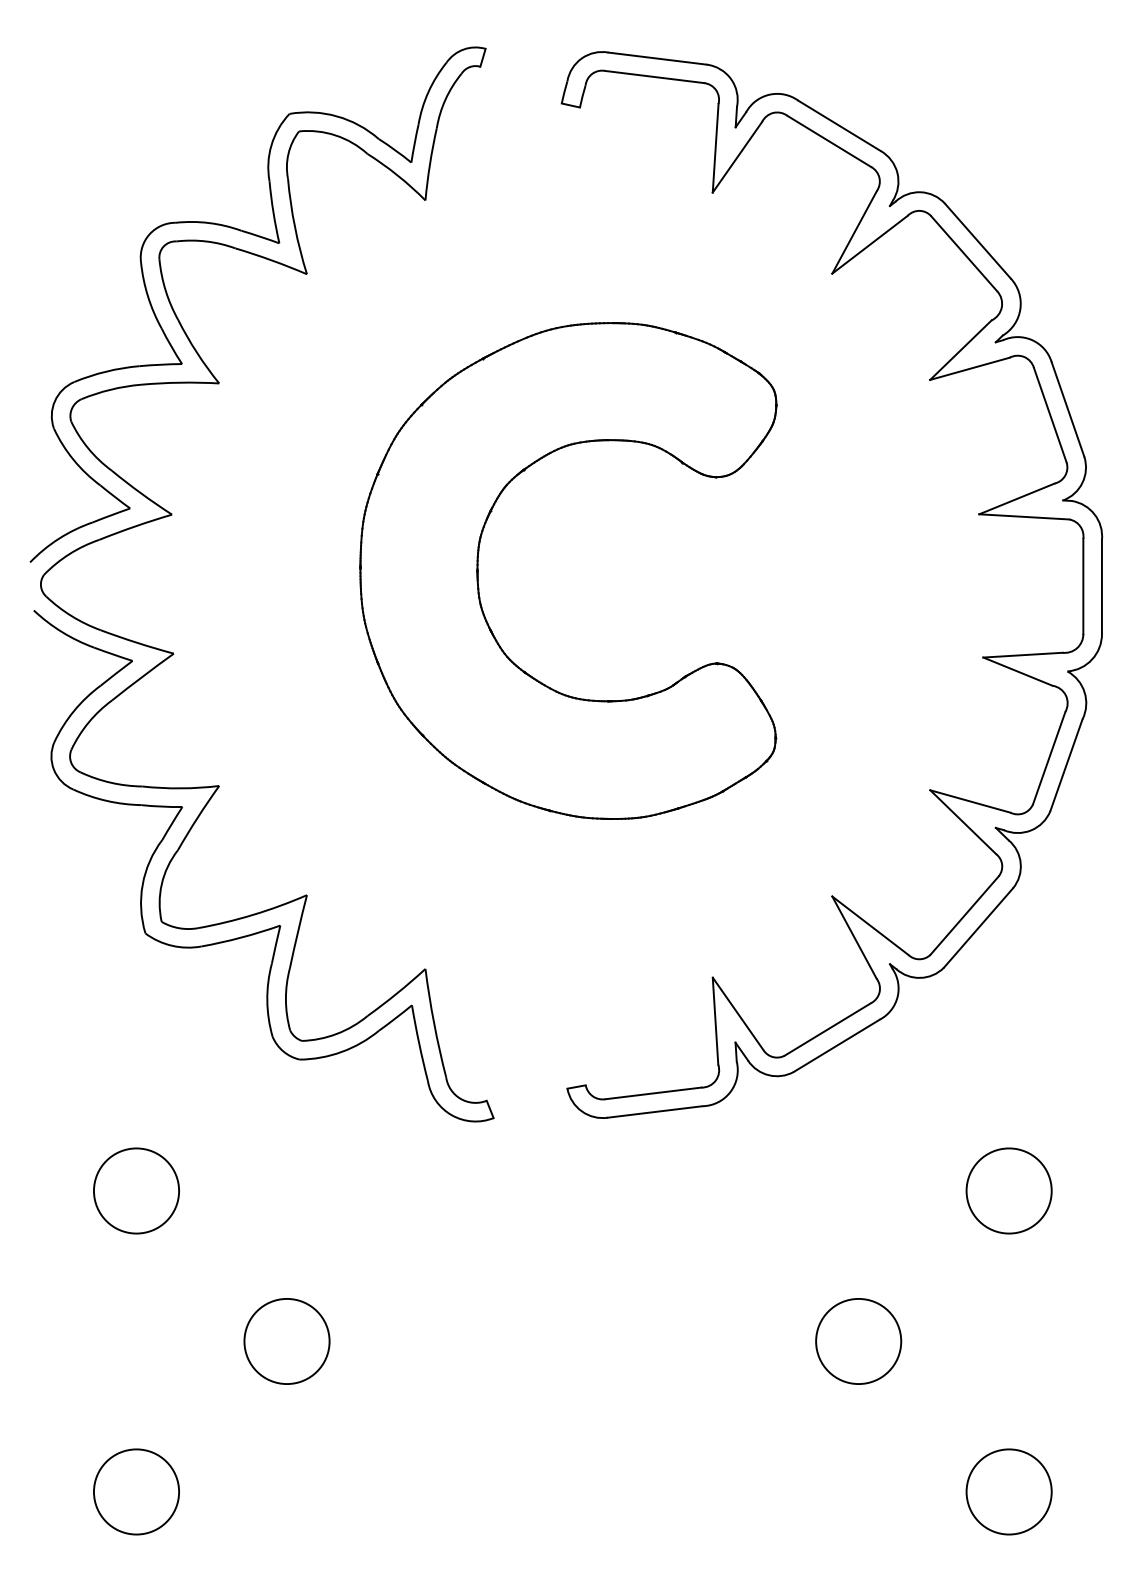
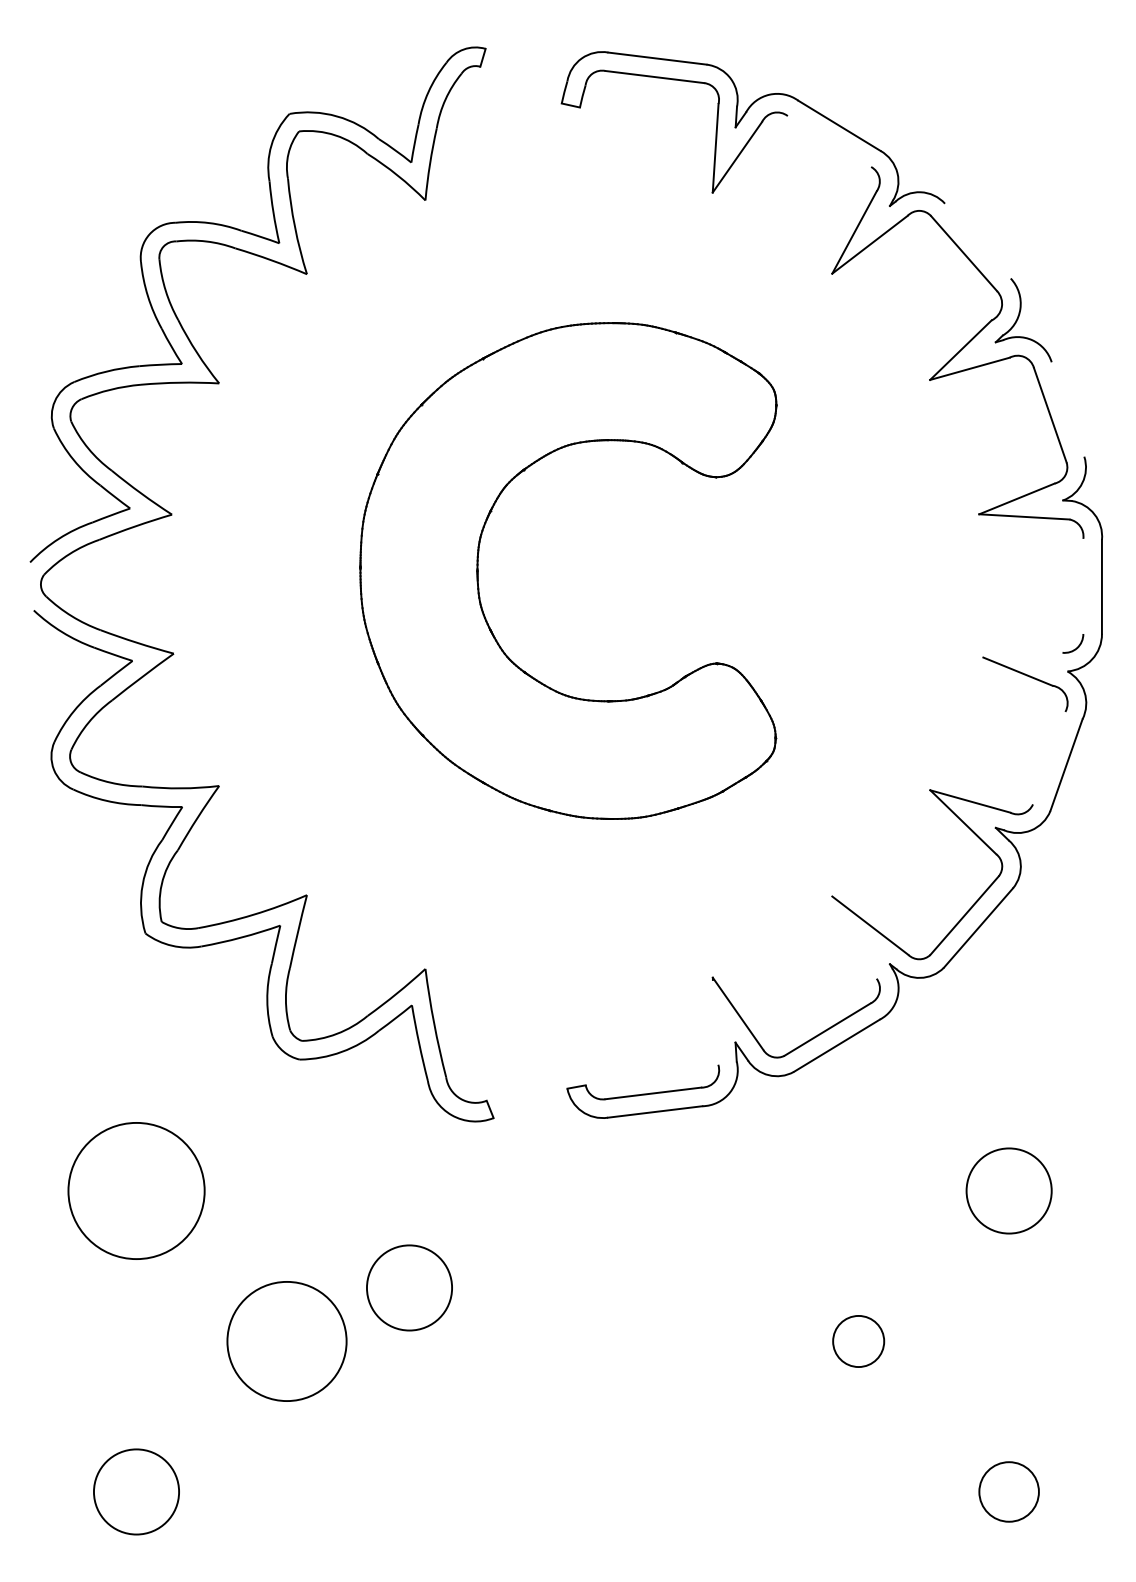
line: present -> none (829, 141)
line: present -> none (977, 240)
line: present -> none (1067, 409)
line: present -> none (1083, 585)
line: present -> none (1022, 654)
line: present -> none (1049, 757)
line: present -> none (854, 937)
line: present -> none (715, 1021)
circle size: 87x88 px -> 139x138 px (136, 1190)
circle: none -> present (409, 1287)
circle diameter: 85 px -> 119 px (286, 1341)
circle diameter: 85 px -> 51 px (858, 1341)
circle diameter: 85 px -> 60 px (1008, 1491)
